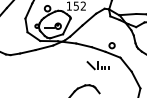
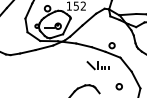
circle: none -> present (118, 86)
